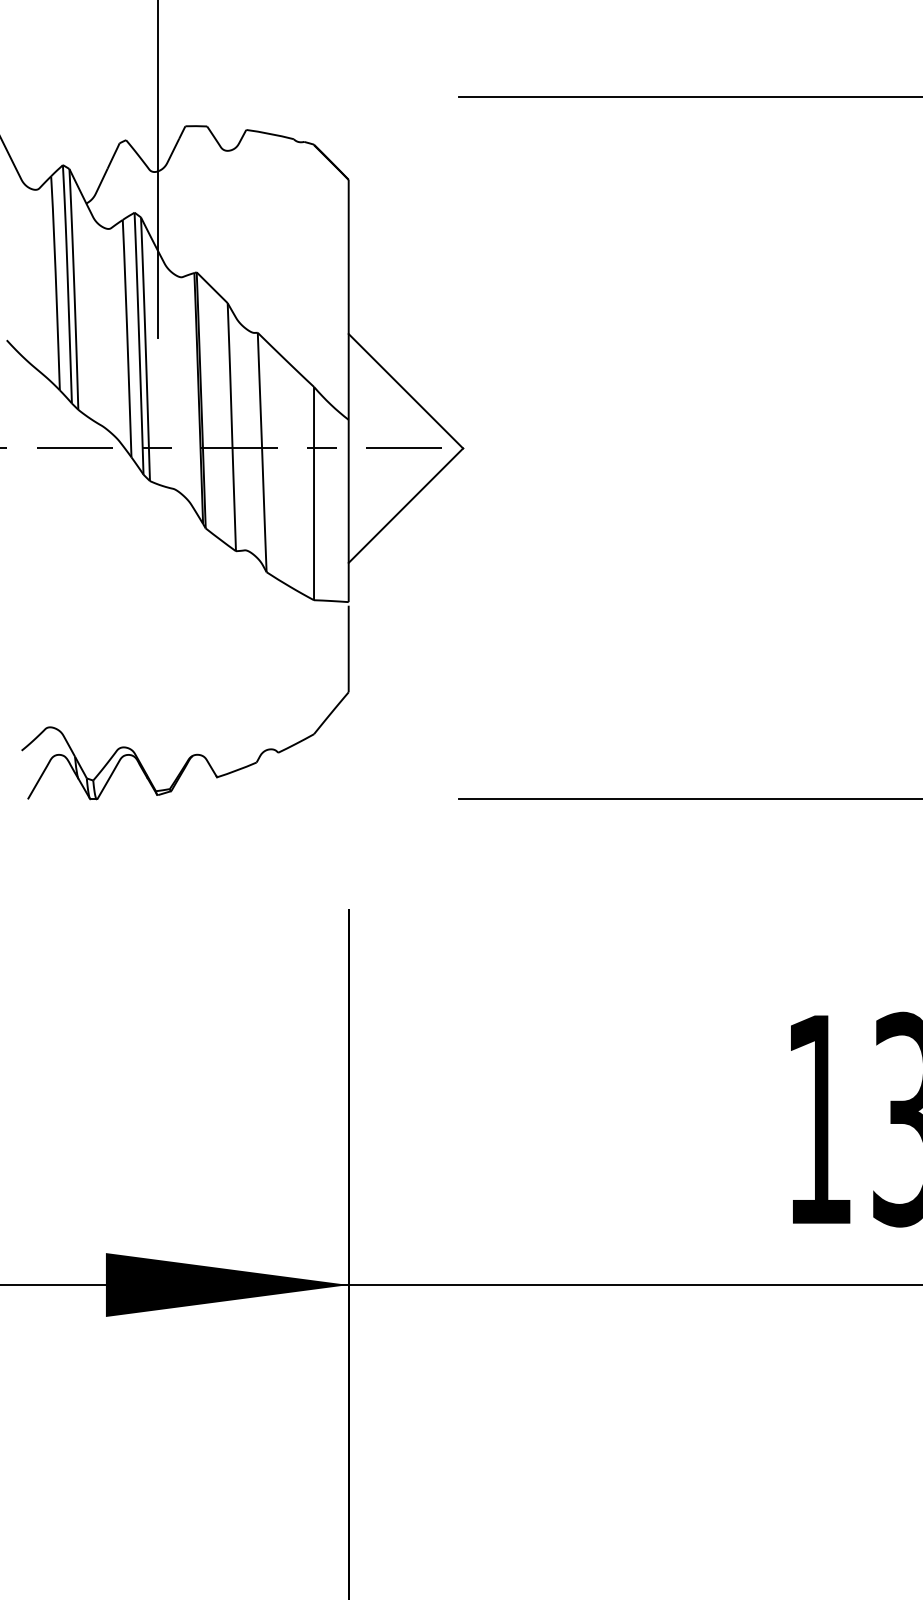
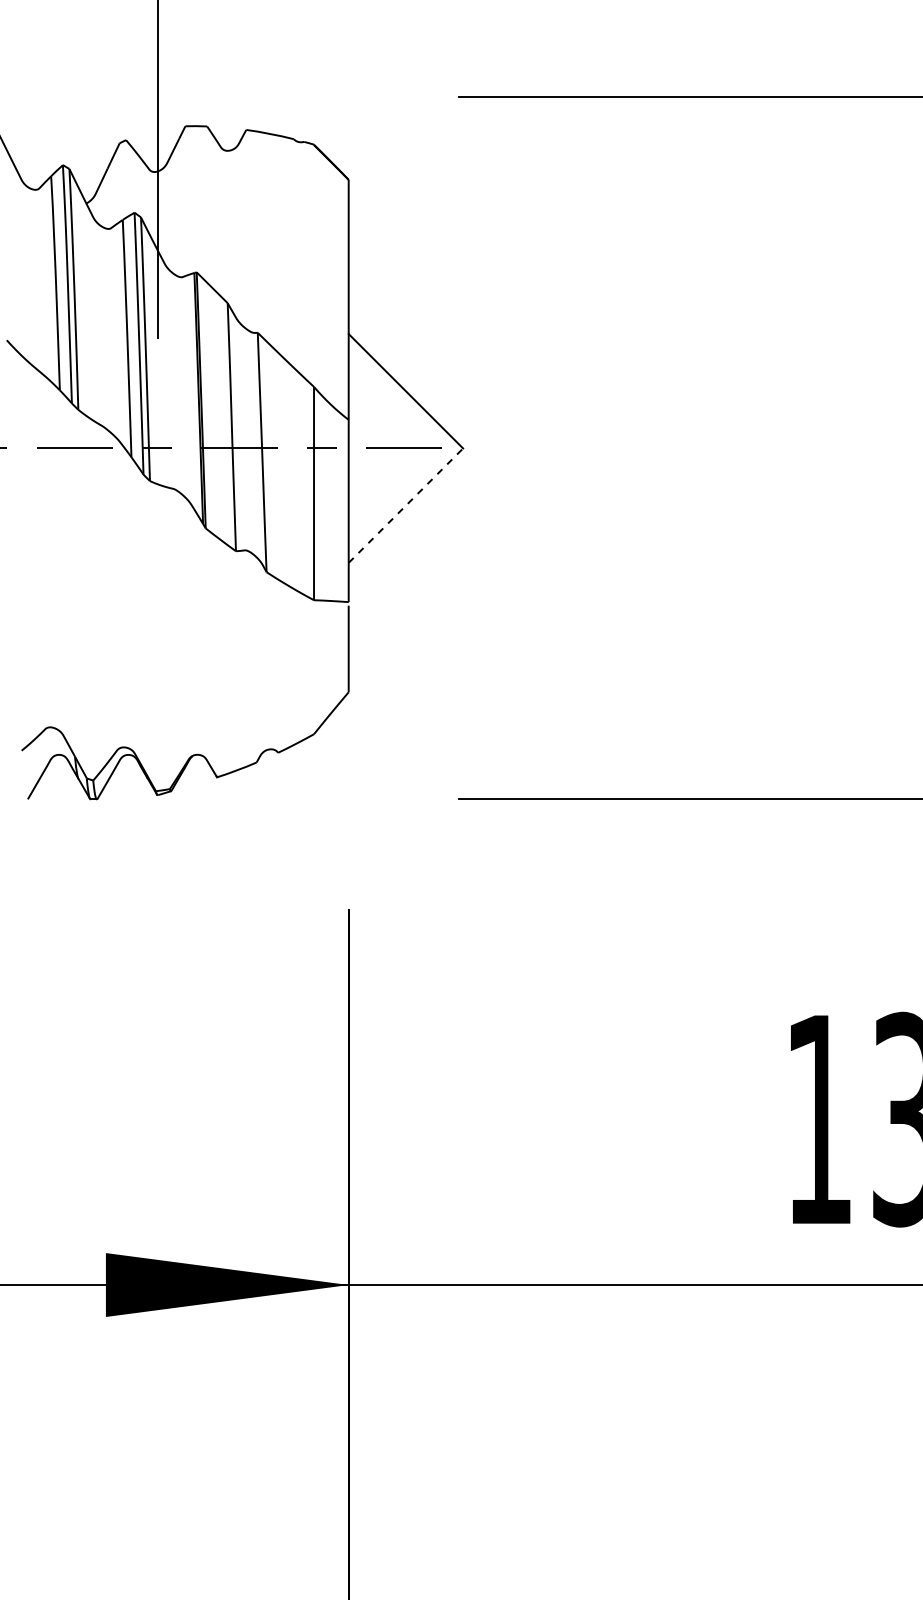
line: solid -> dashed (405, 505)
